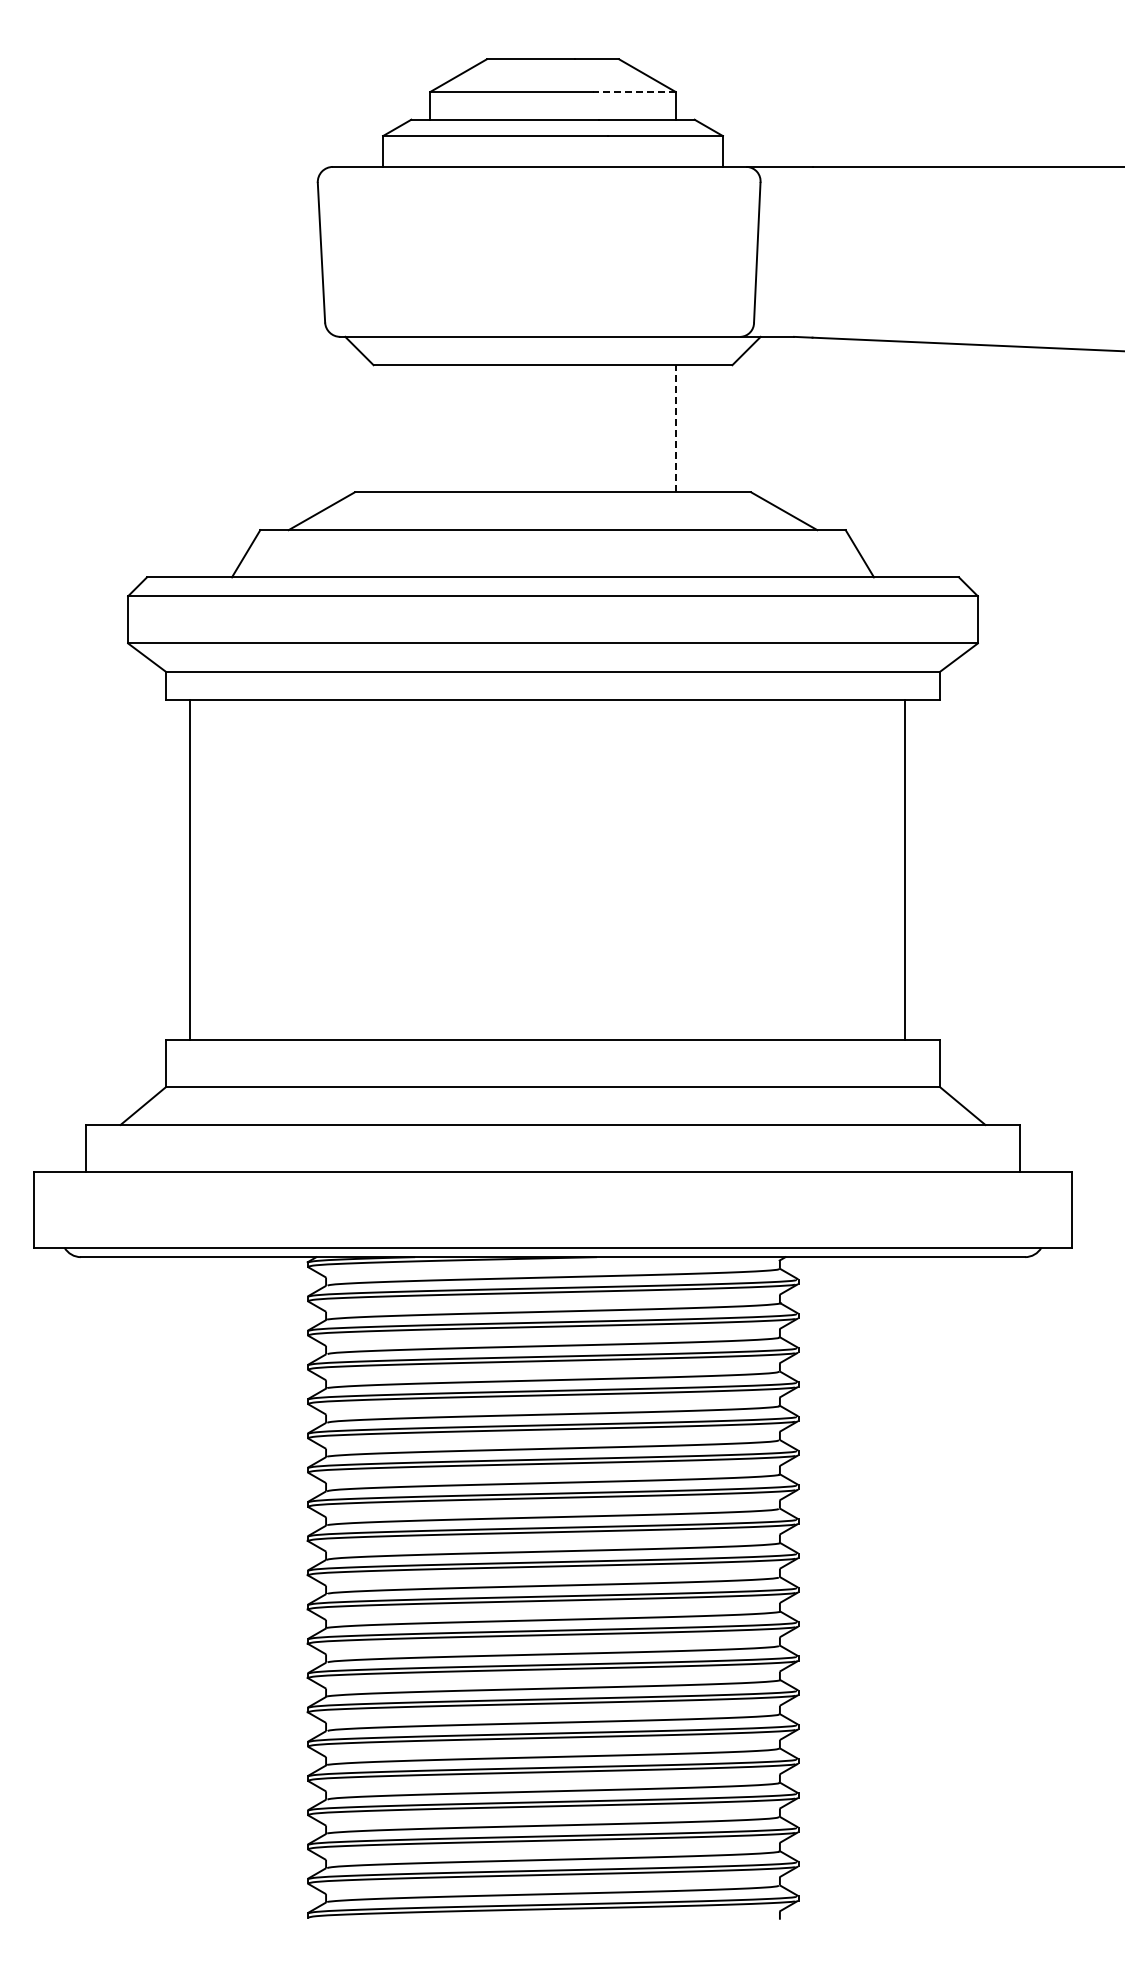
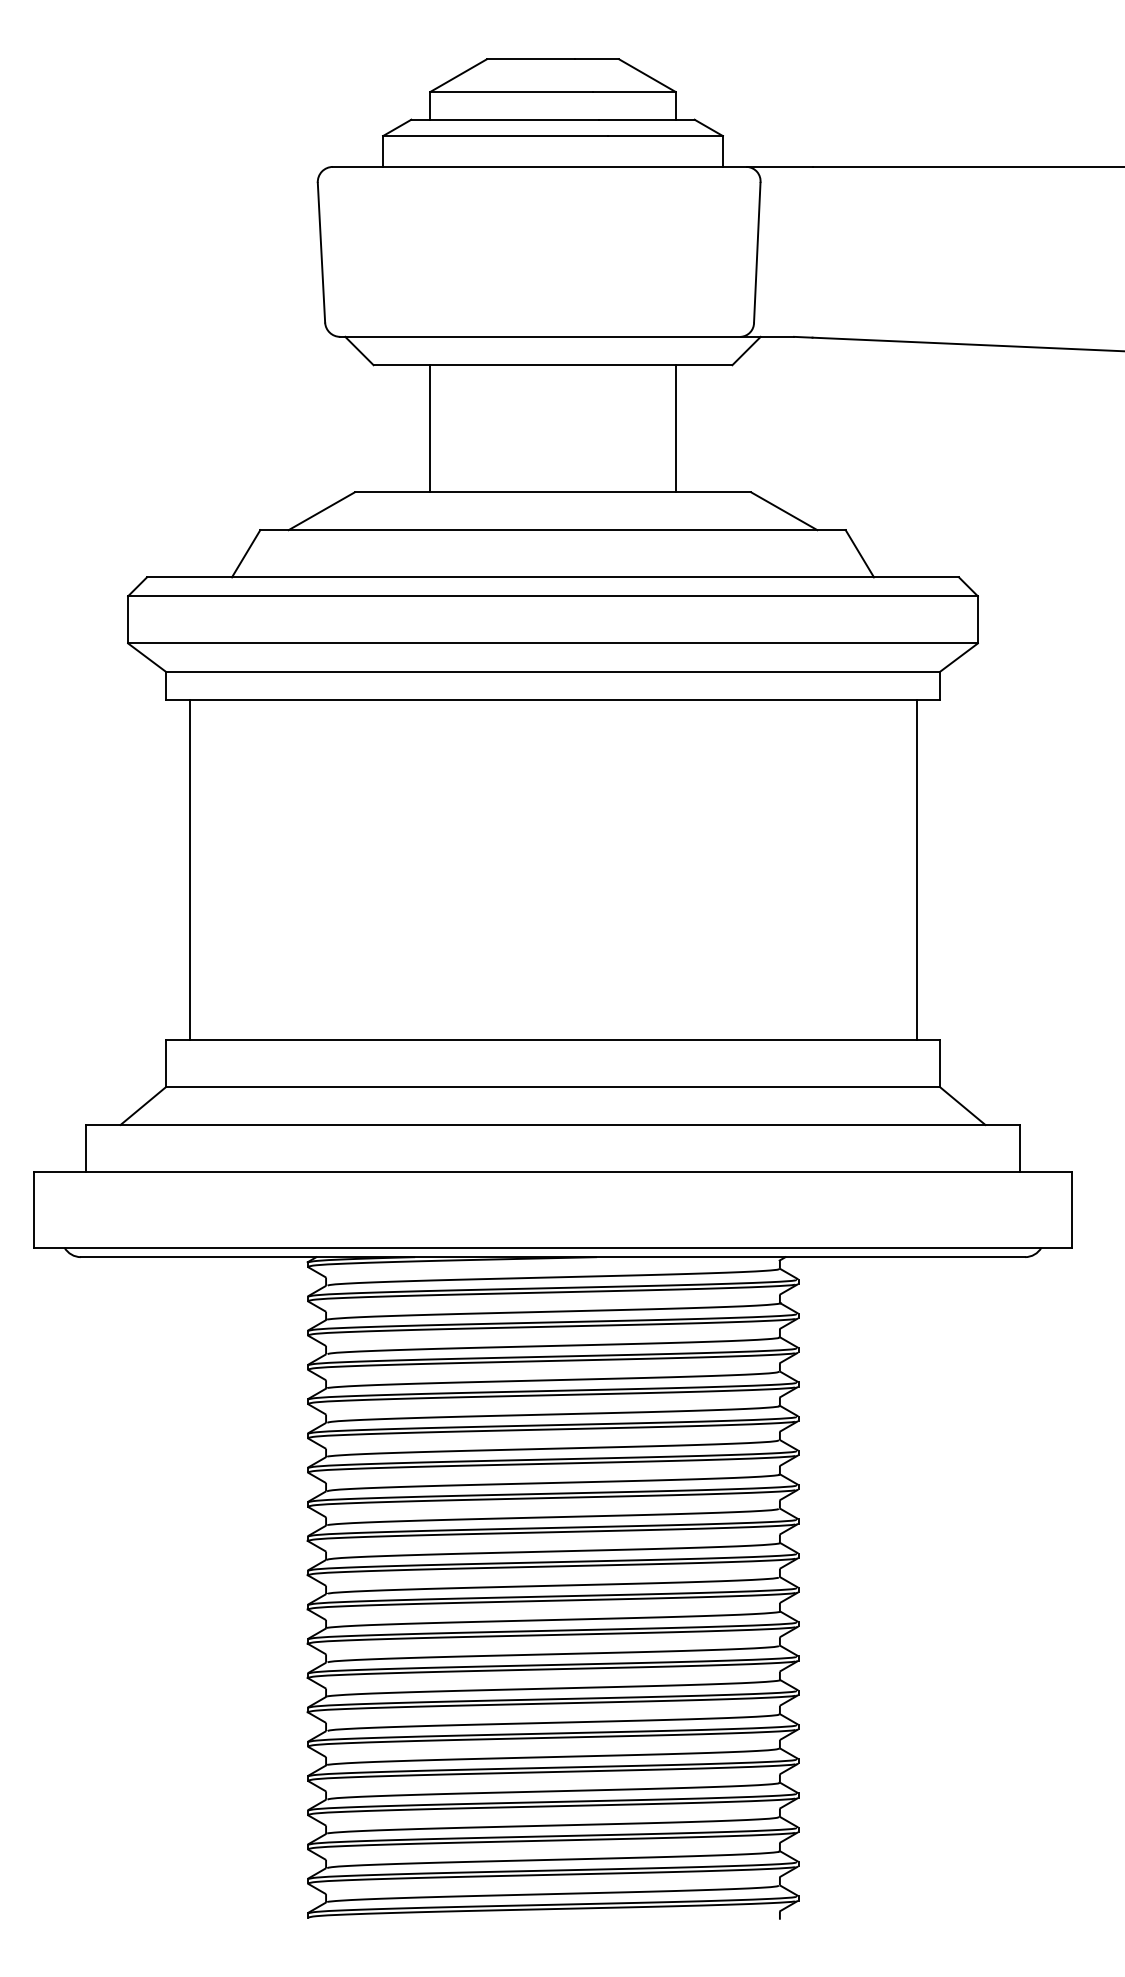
line: dashed -> solid (633, 92)
line: none -> present (430, 428)
line: dashed -> solid (675, 428)
line position: (904, 870) -> (916, 870) (916, 870)
